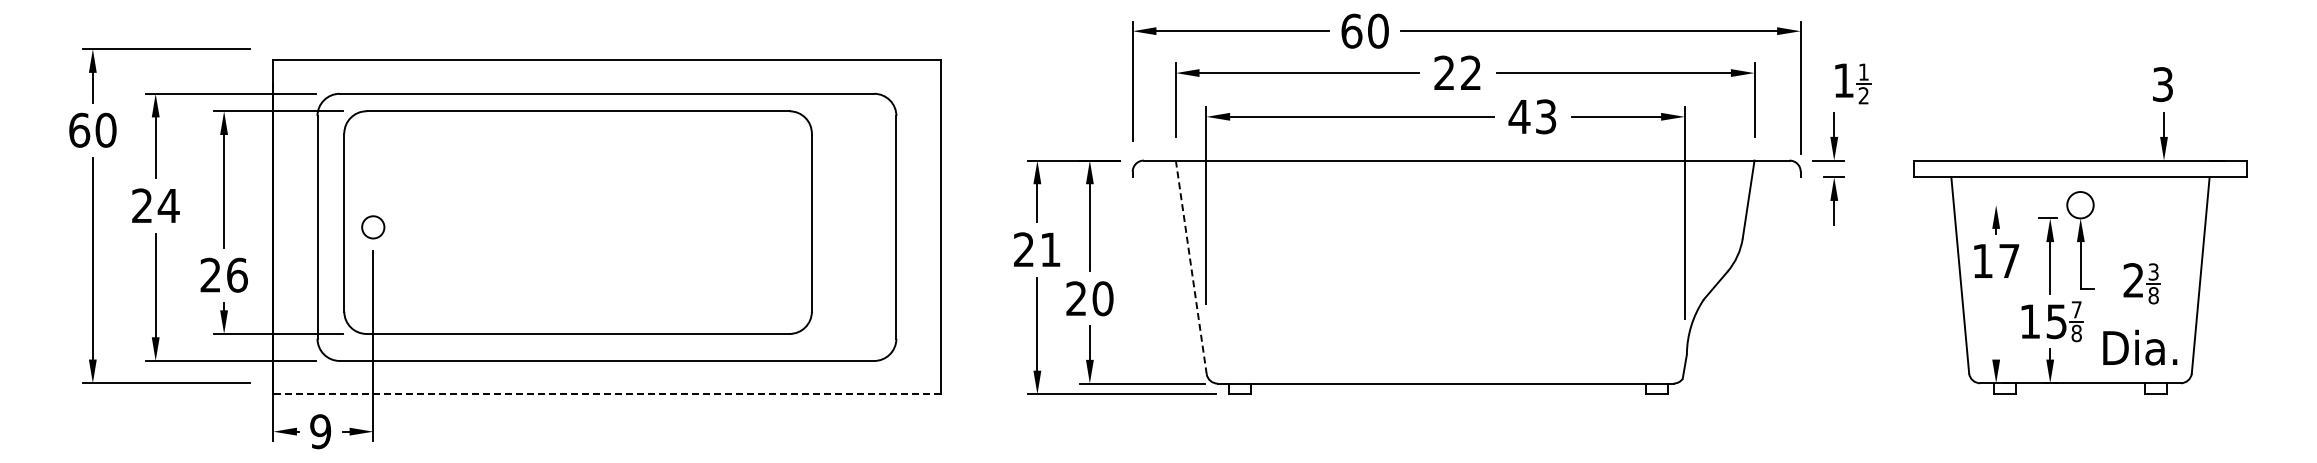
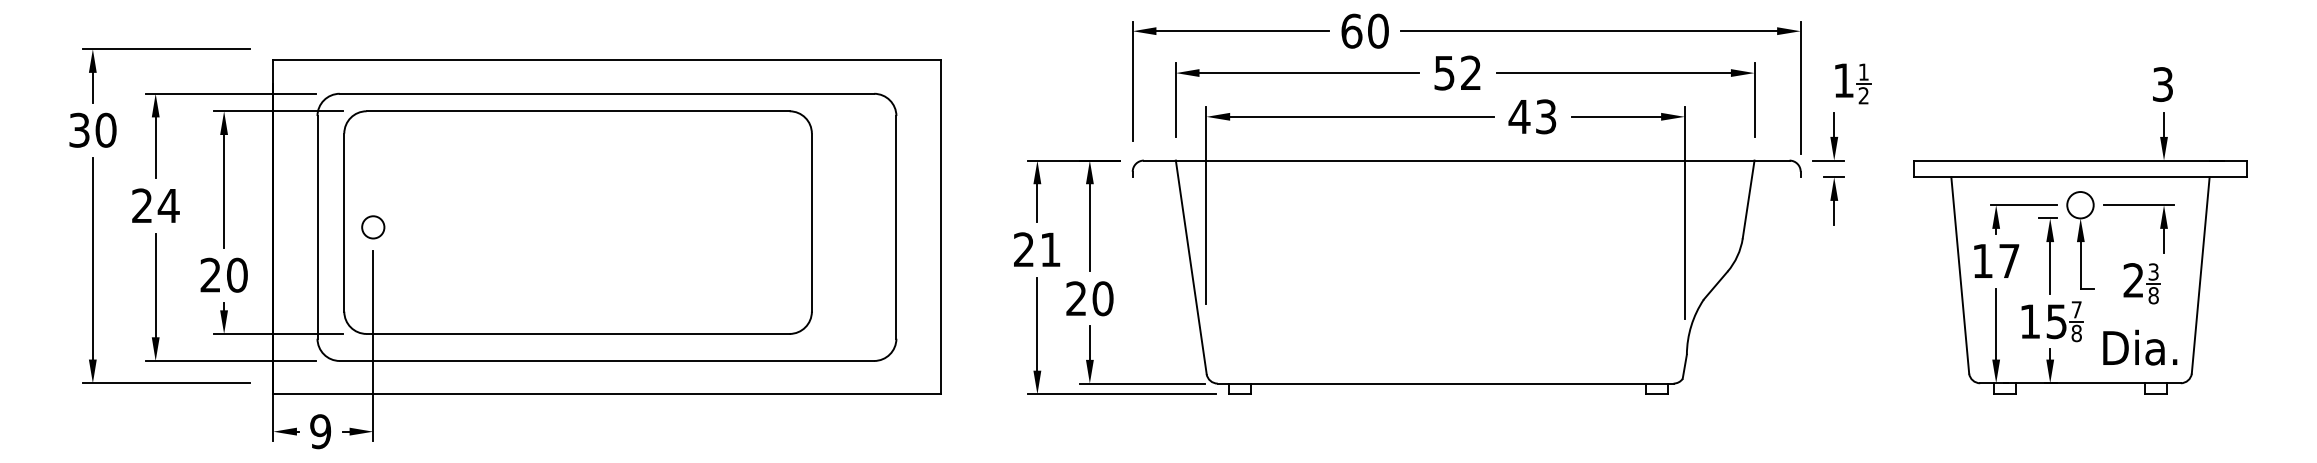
text: 22 -> 52 (1444, 72)
text: 60 -> 30 (79, 129)
line: none -> present (2023, 205)
part: none -> present (2160, 228)
line: dashed -> solid (1191, 267)
text: 26 -> 20 (237, 274)
line: none -> present (1996, 325)
line: dashed -> solid (607, 394)
